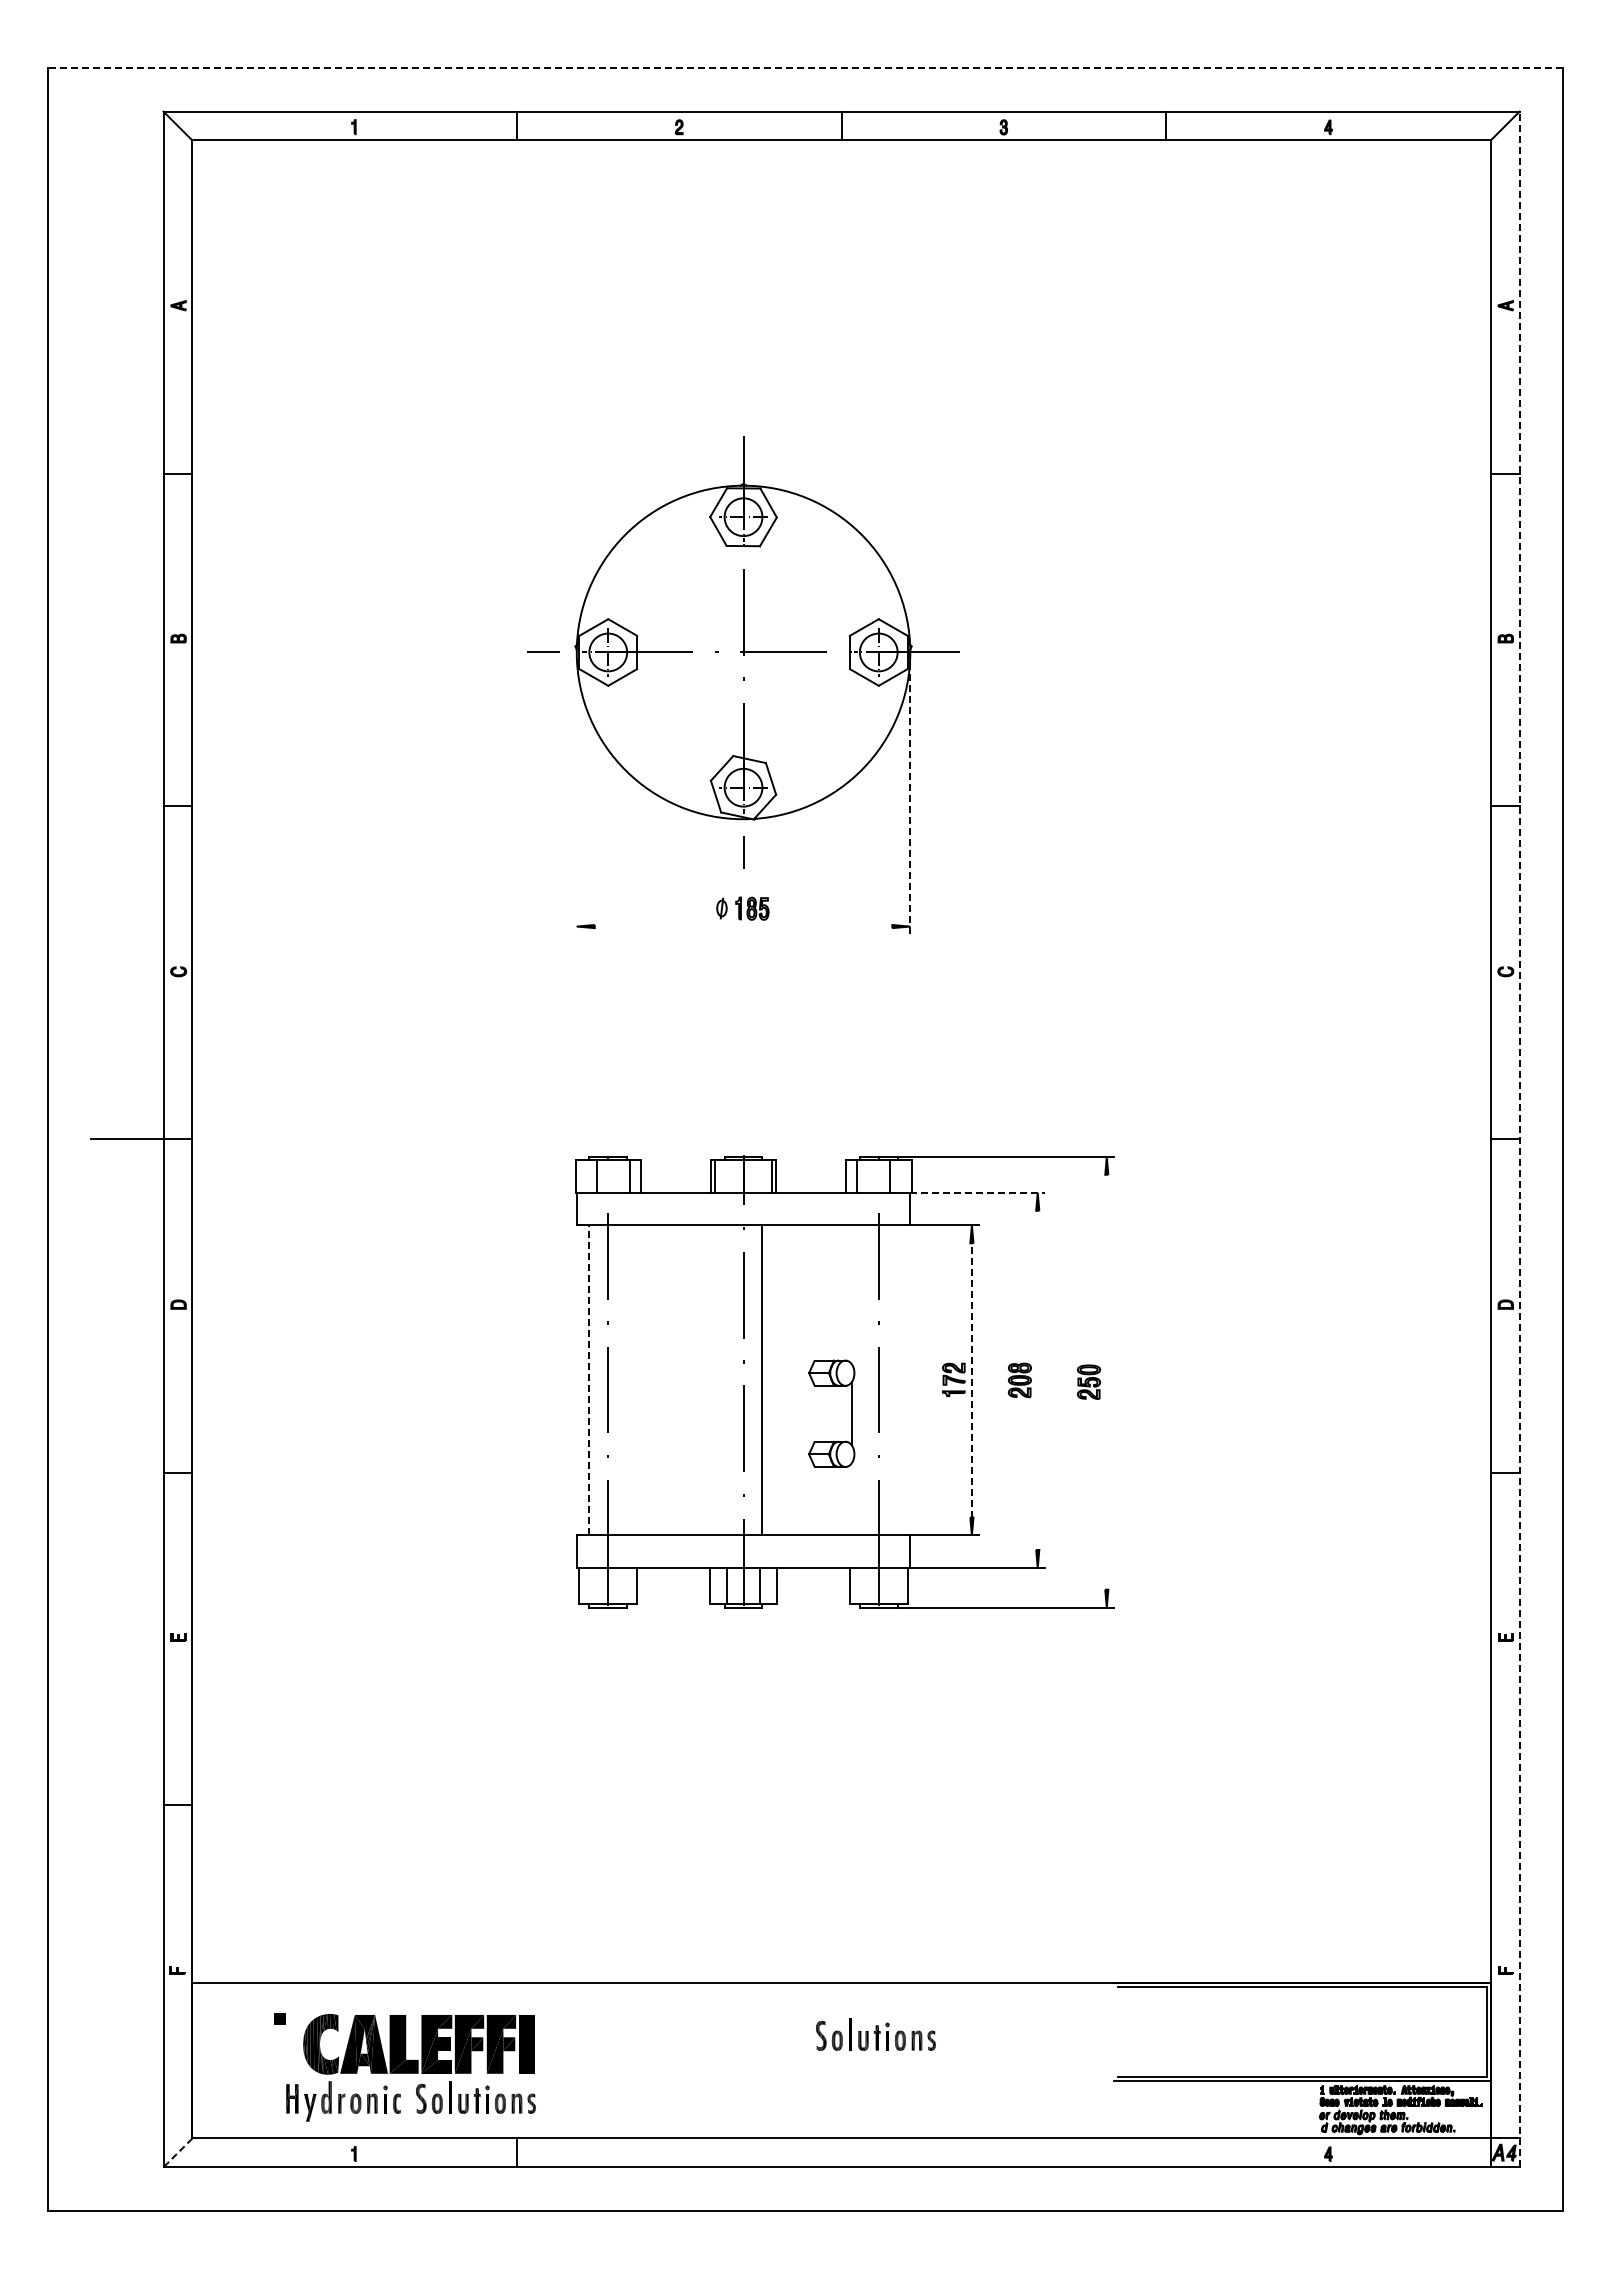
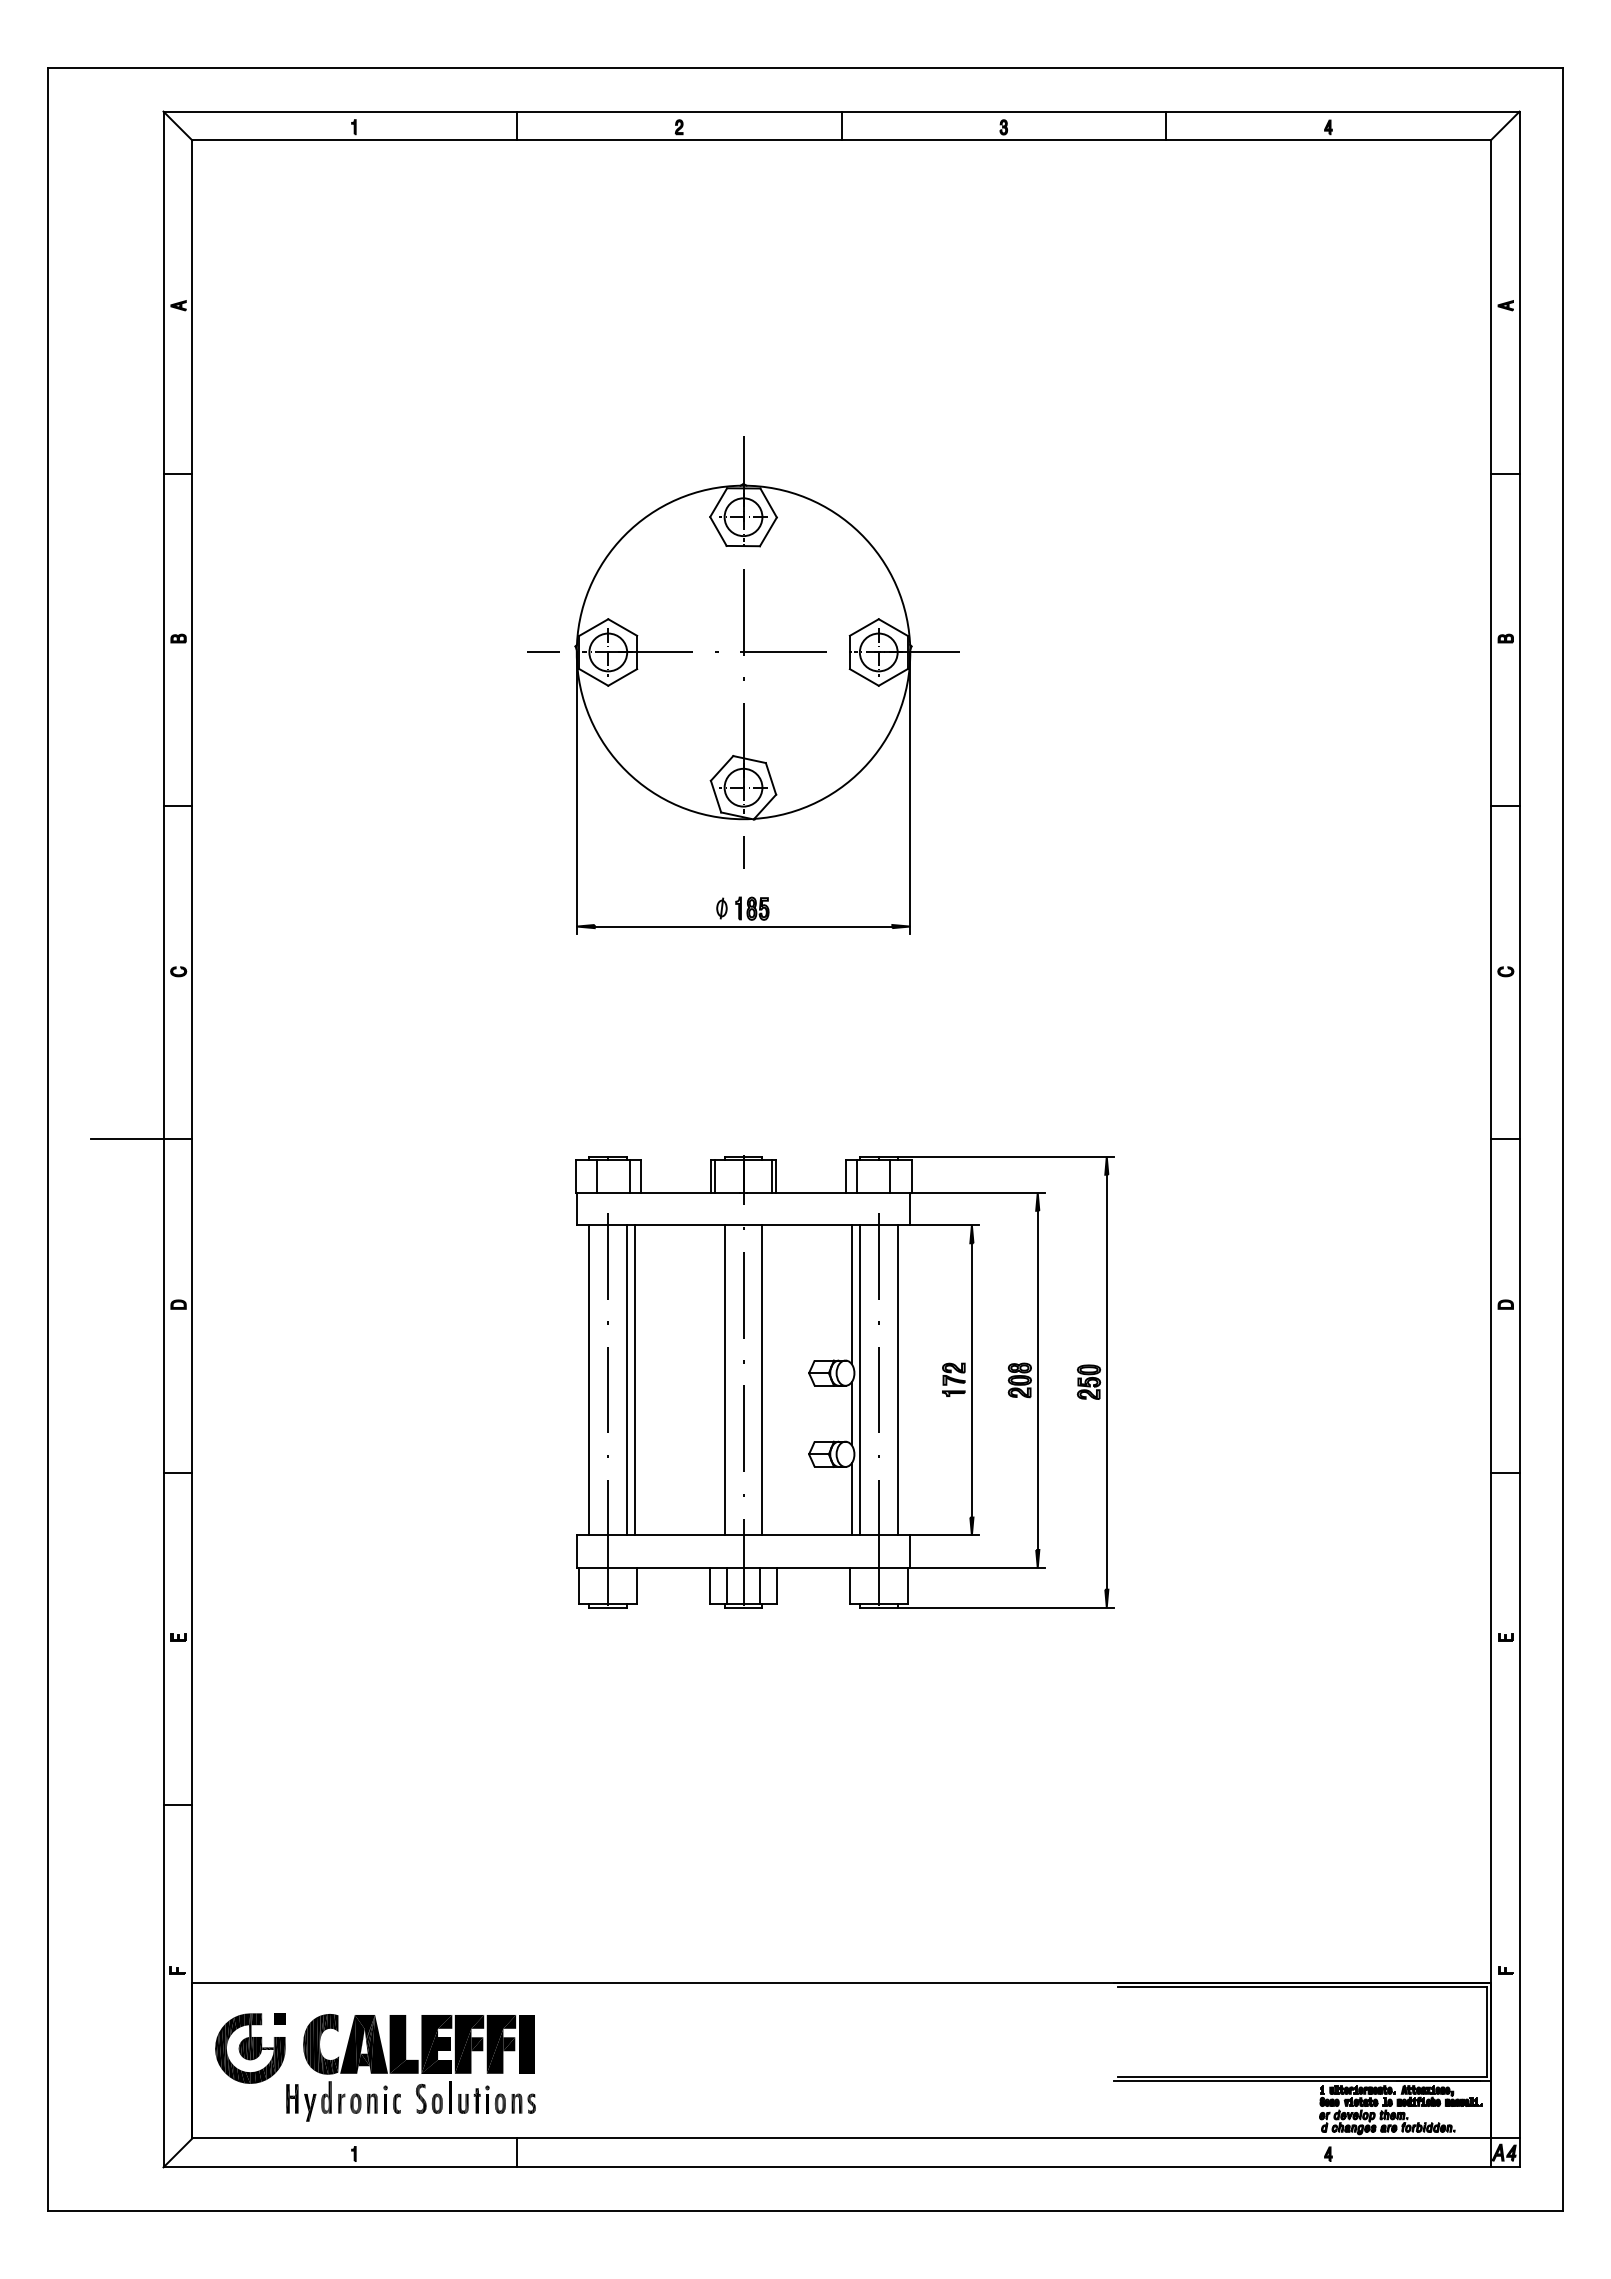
line: dashed -> solid (805, 68)
line: none -> present (576, 792)
line: dashed -> solid (910, 793)
line: none -> present (743, 926)
line: dashed -> solid (1519, 1139)
line: dashed -> solid (978, 1192)
line: none -> present (851, 1294)
line: dashed -> solid (589, 1379)
line: dashed -> solid (971, 1379)
line: none -> present (1037, 1379)
line: none -> present (627, 1380)
line: none -> present (635, 1380)
line: none -> present (724, 1380)
line: none -> present (859, 1380)
line: none -> present (897, 1380)
line: none -> present (1106, 1381)
line: none -> present (851, 1499)
part: present -> none (875, 2034)
part: none -> present (250, 2048)
line: dashed -> solid (177, 2153)
